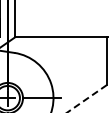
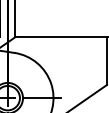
line: dashed -> solid (86, 99)
